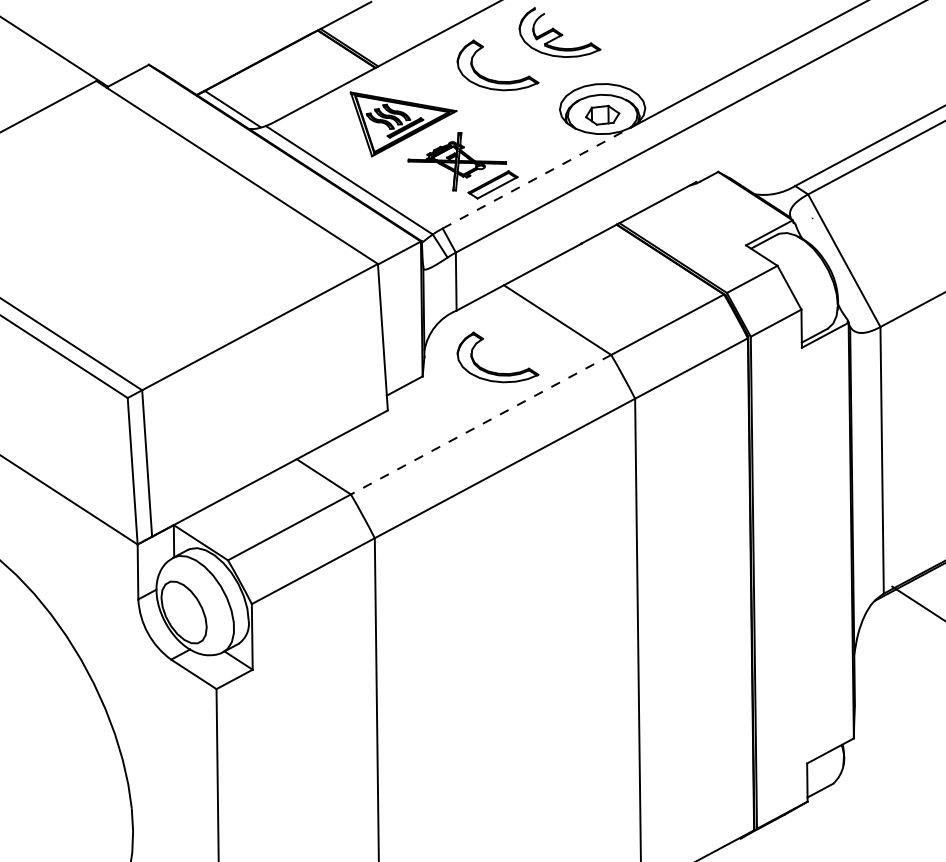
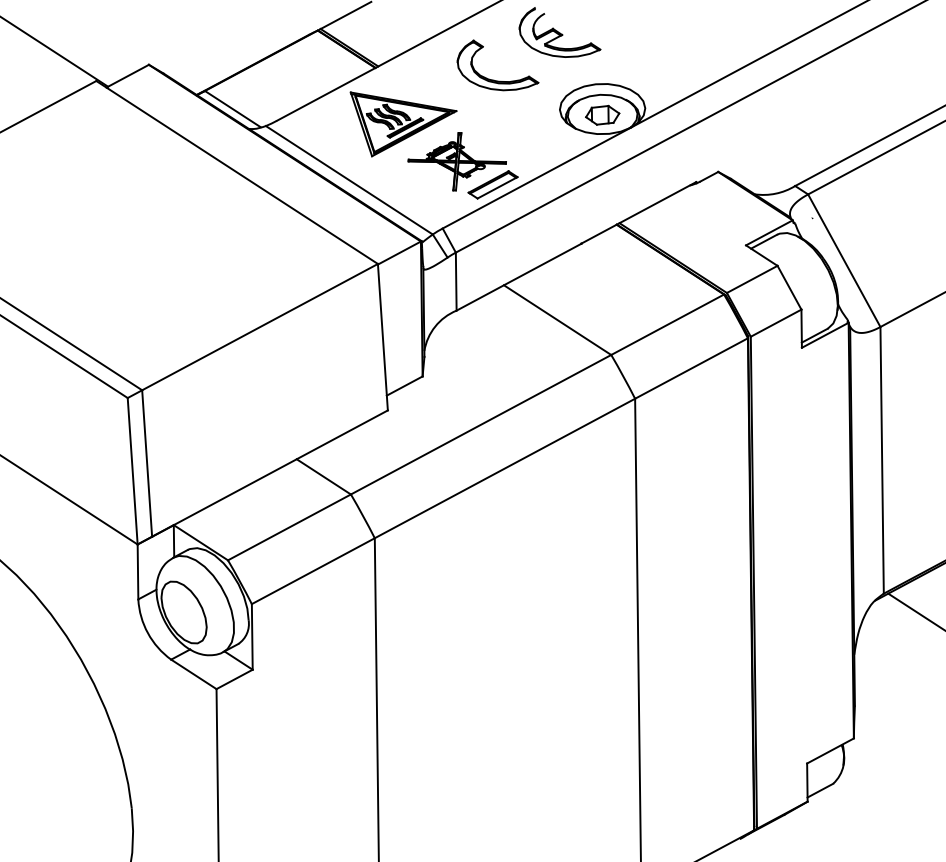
line: dashed -> solid (536, 178)
part: present -> none (494, 371)
line: dashed -> solid (481, 424)
line position: (917, 602) -> (915, 611) (915, 611)
